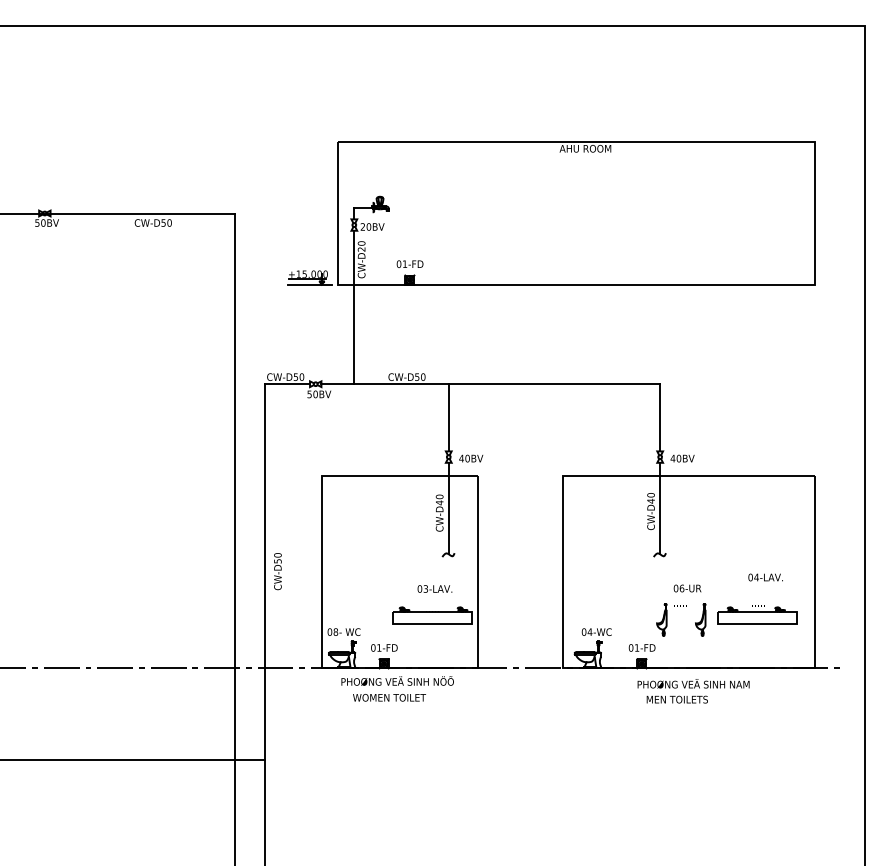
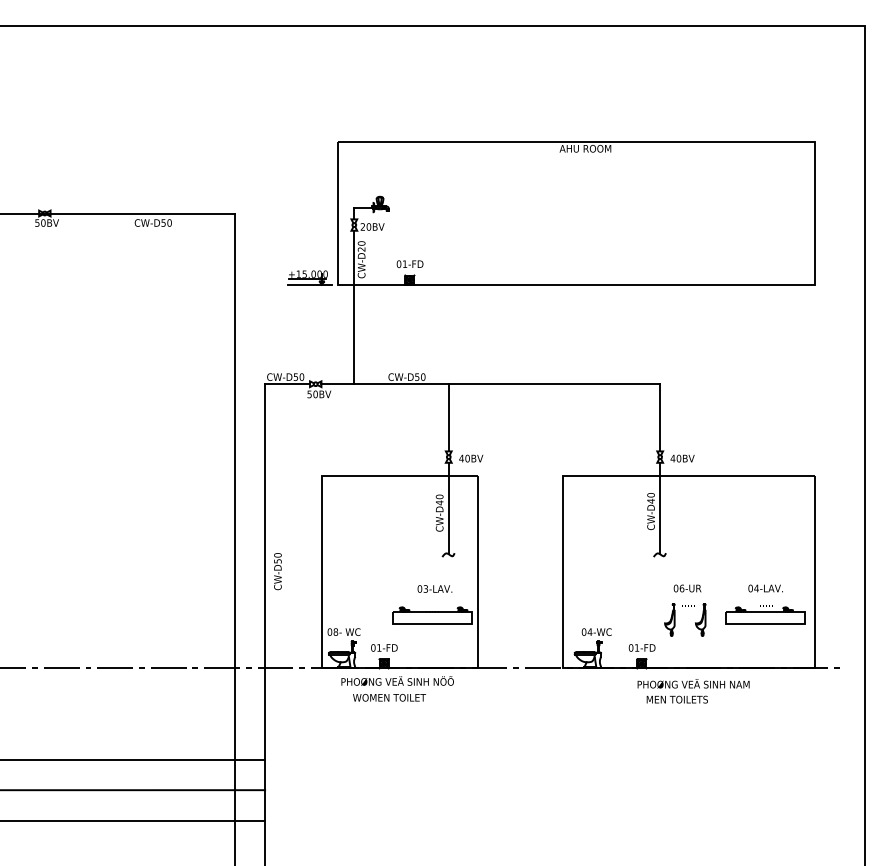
text position: (765, 577) -> (765, 588) (765, 588)
part position: (757, 614) -> (765, 614) (765, 614)
part position: (671, 619) -> (679, 619) (679, 619)
line: none -> present (133, 790)
line: none -> present (133, 820)
